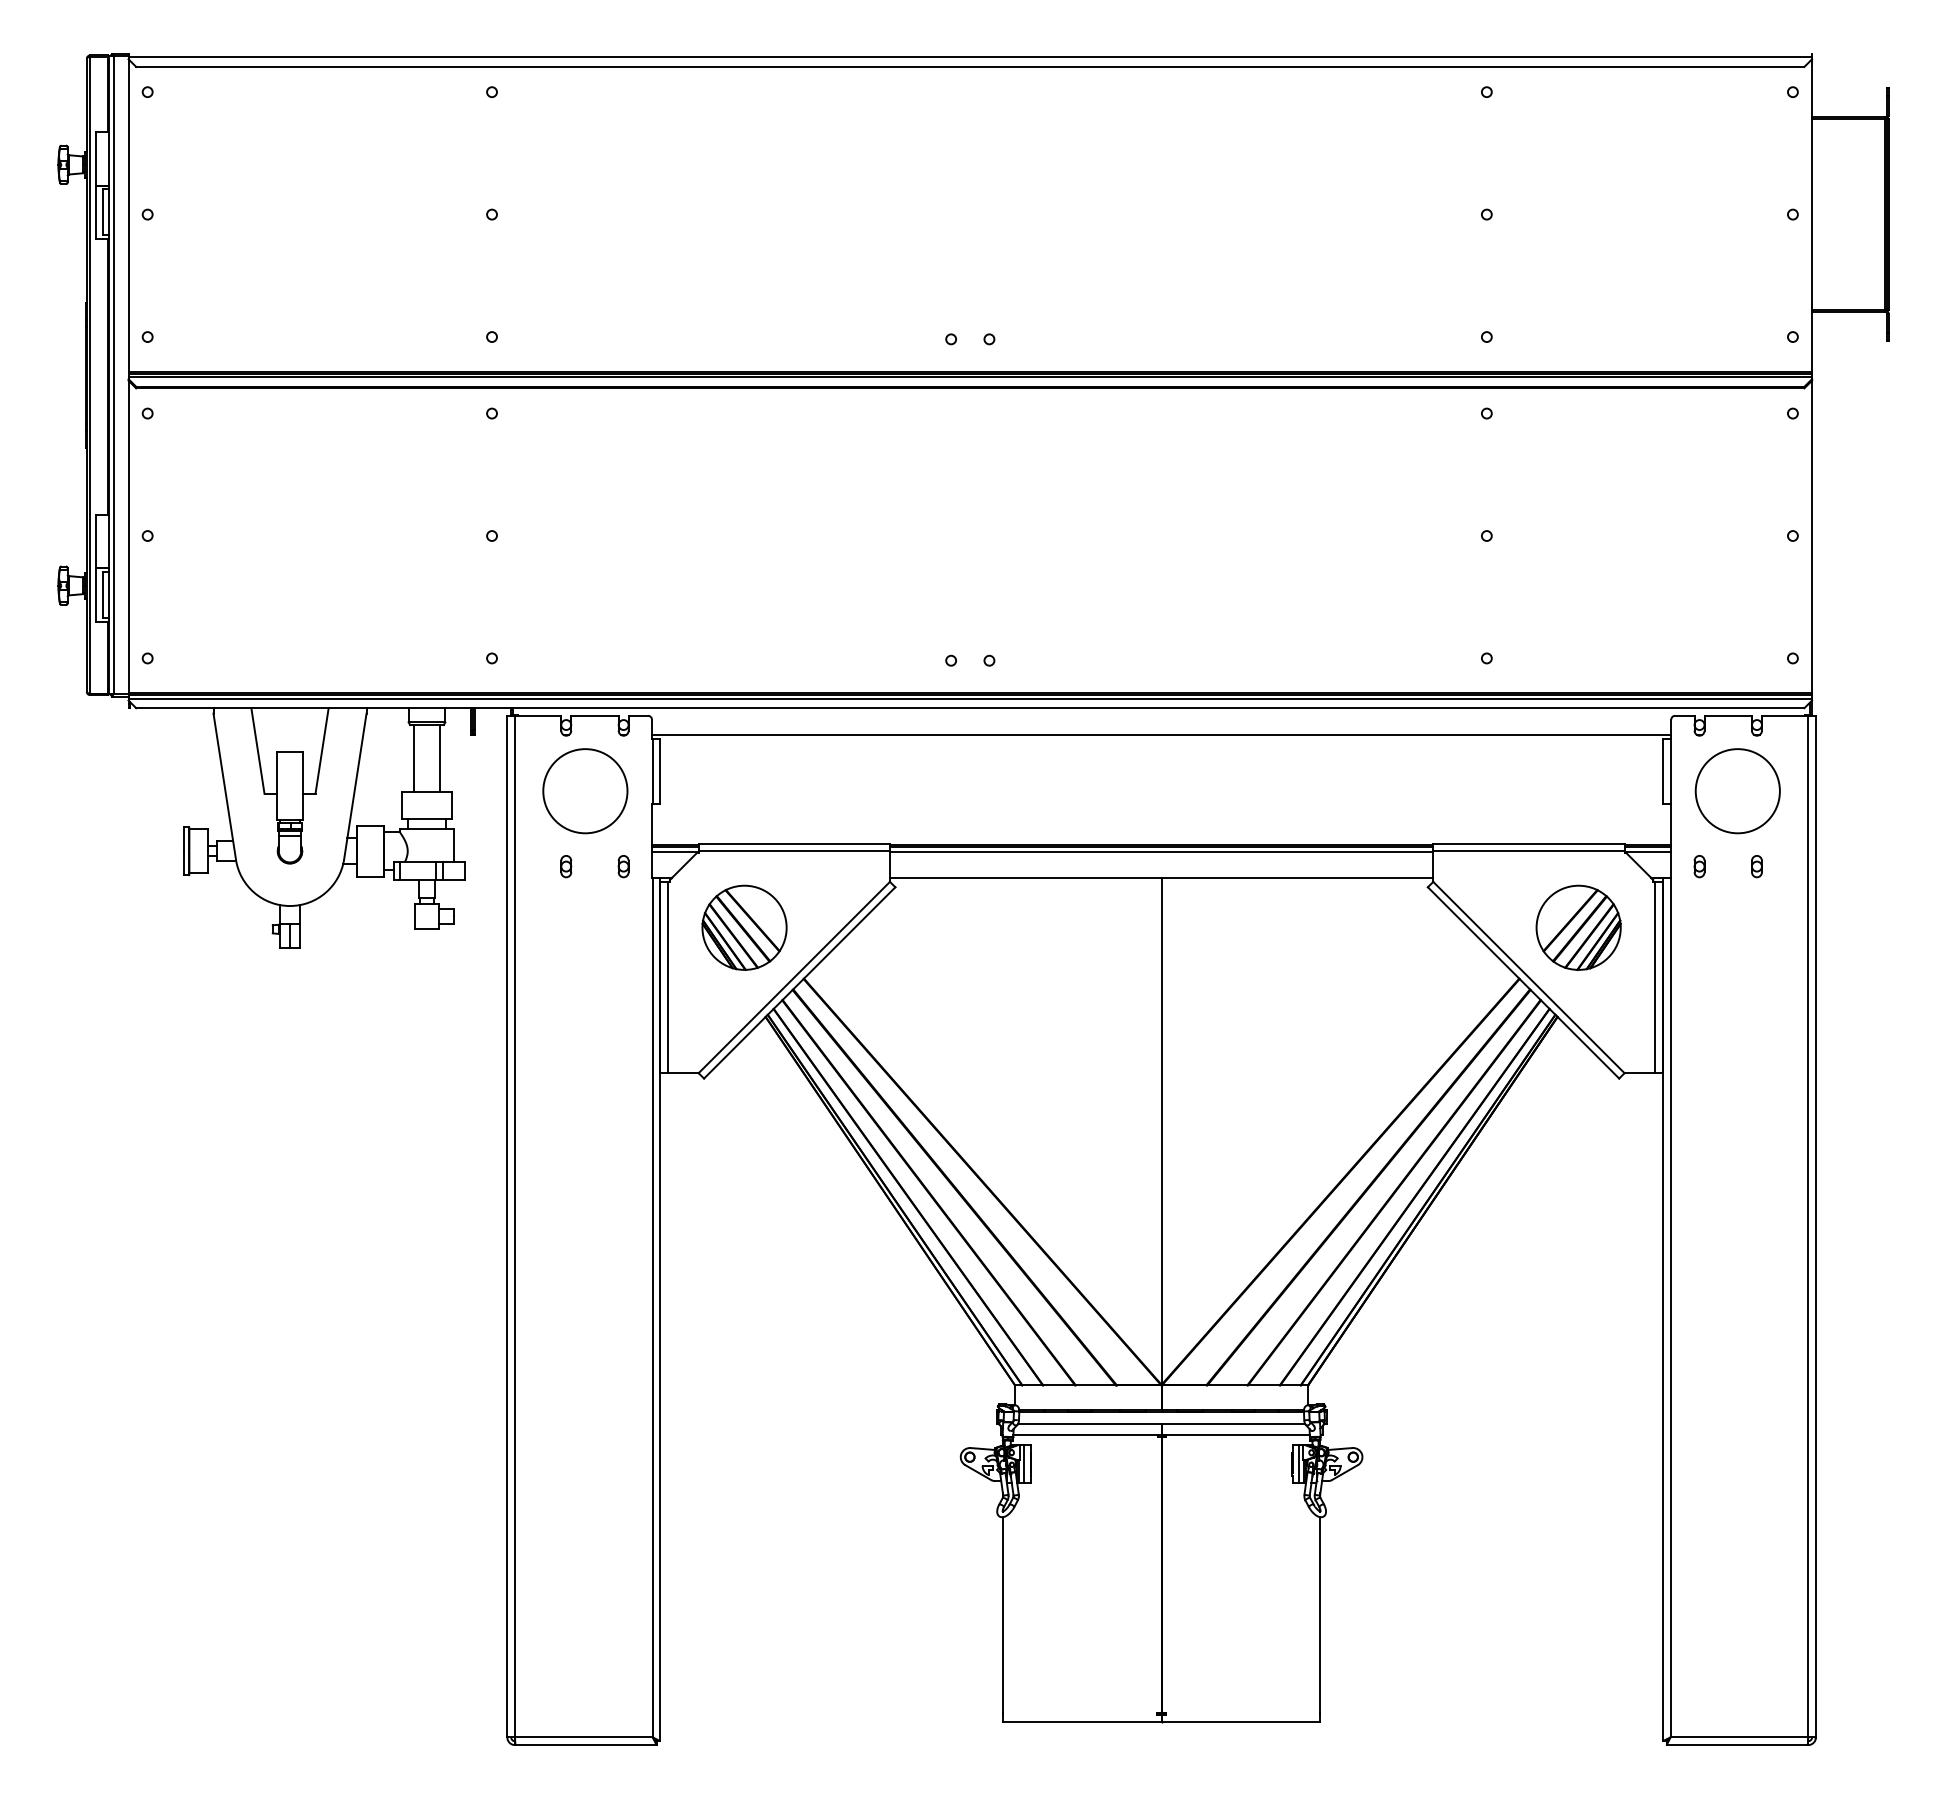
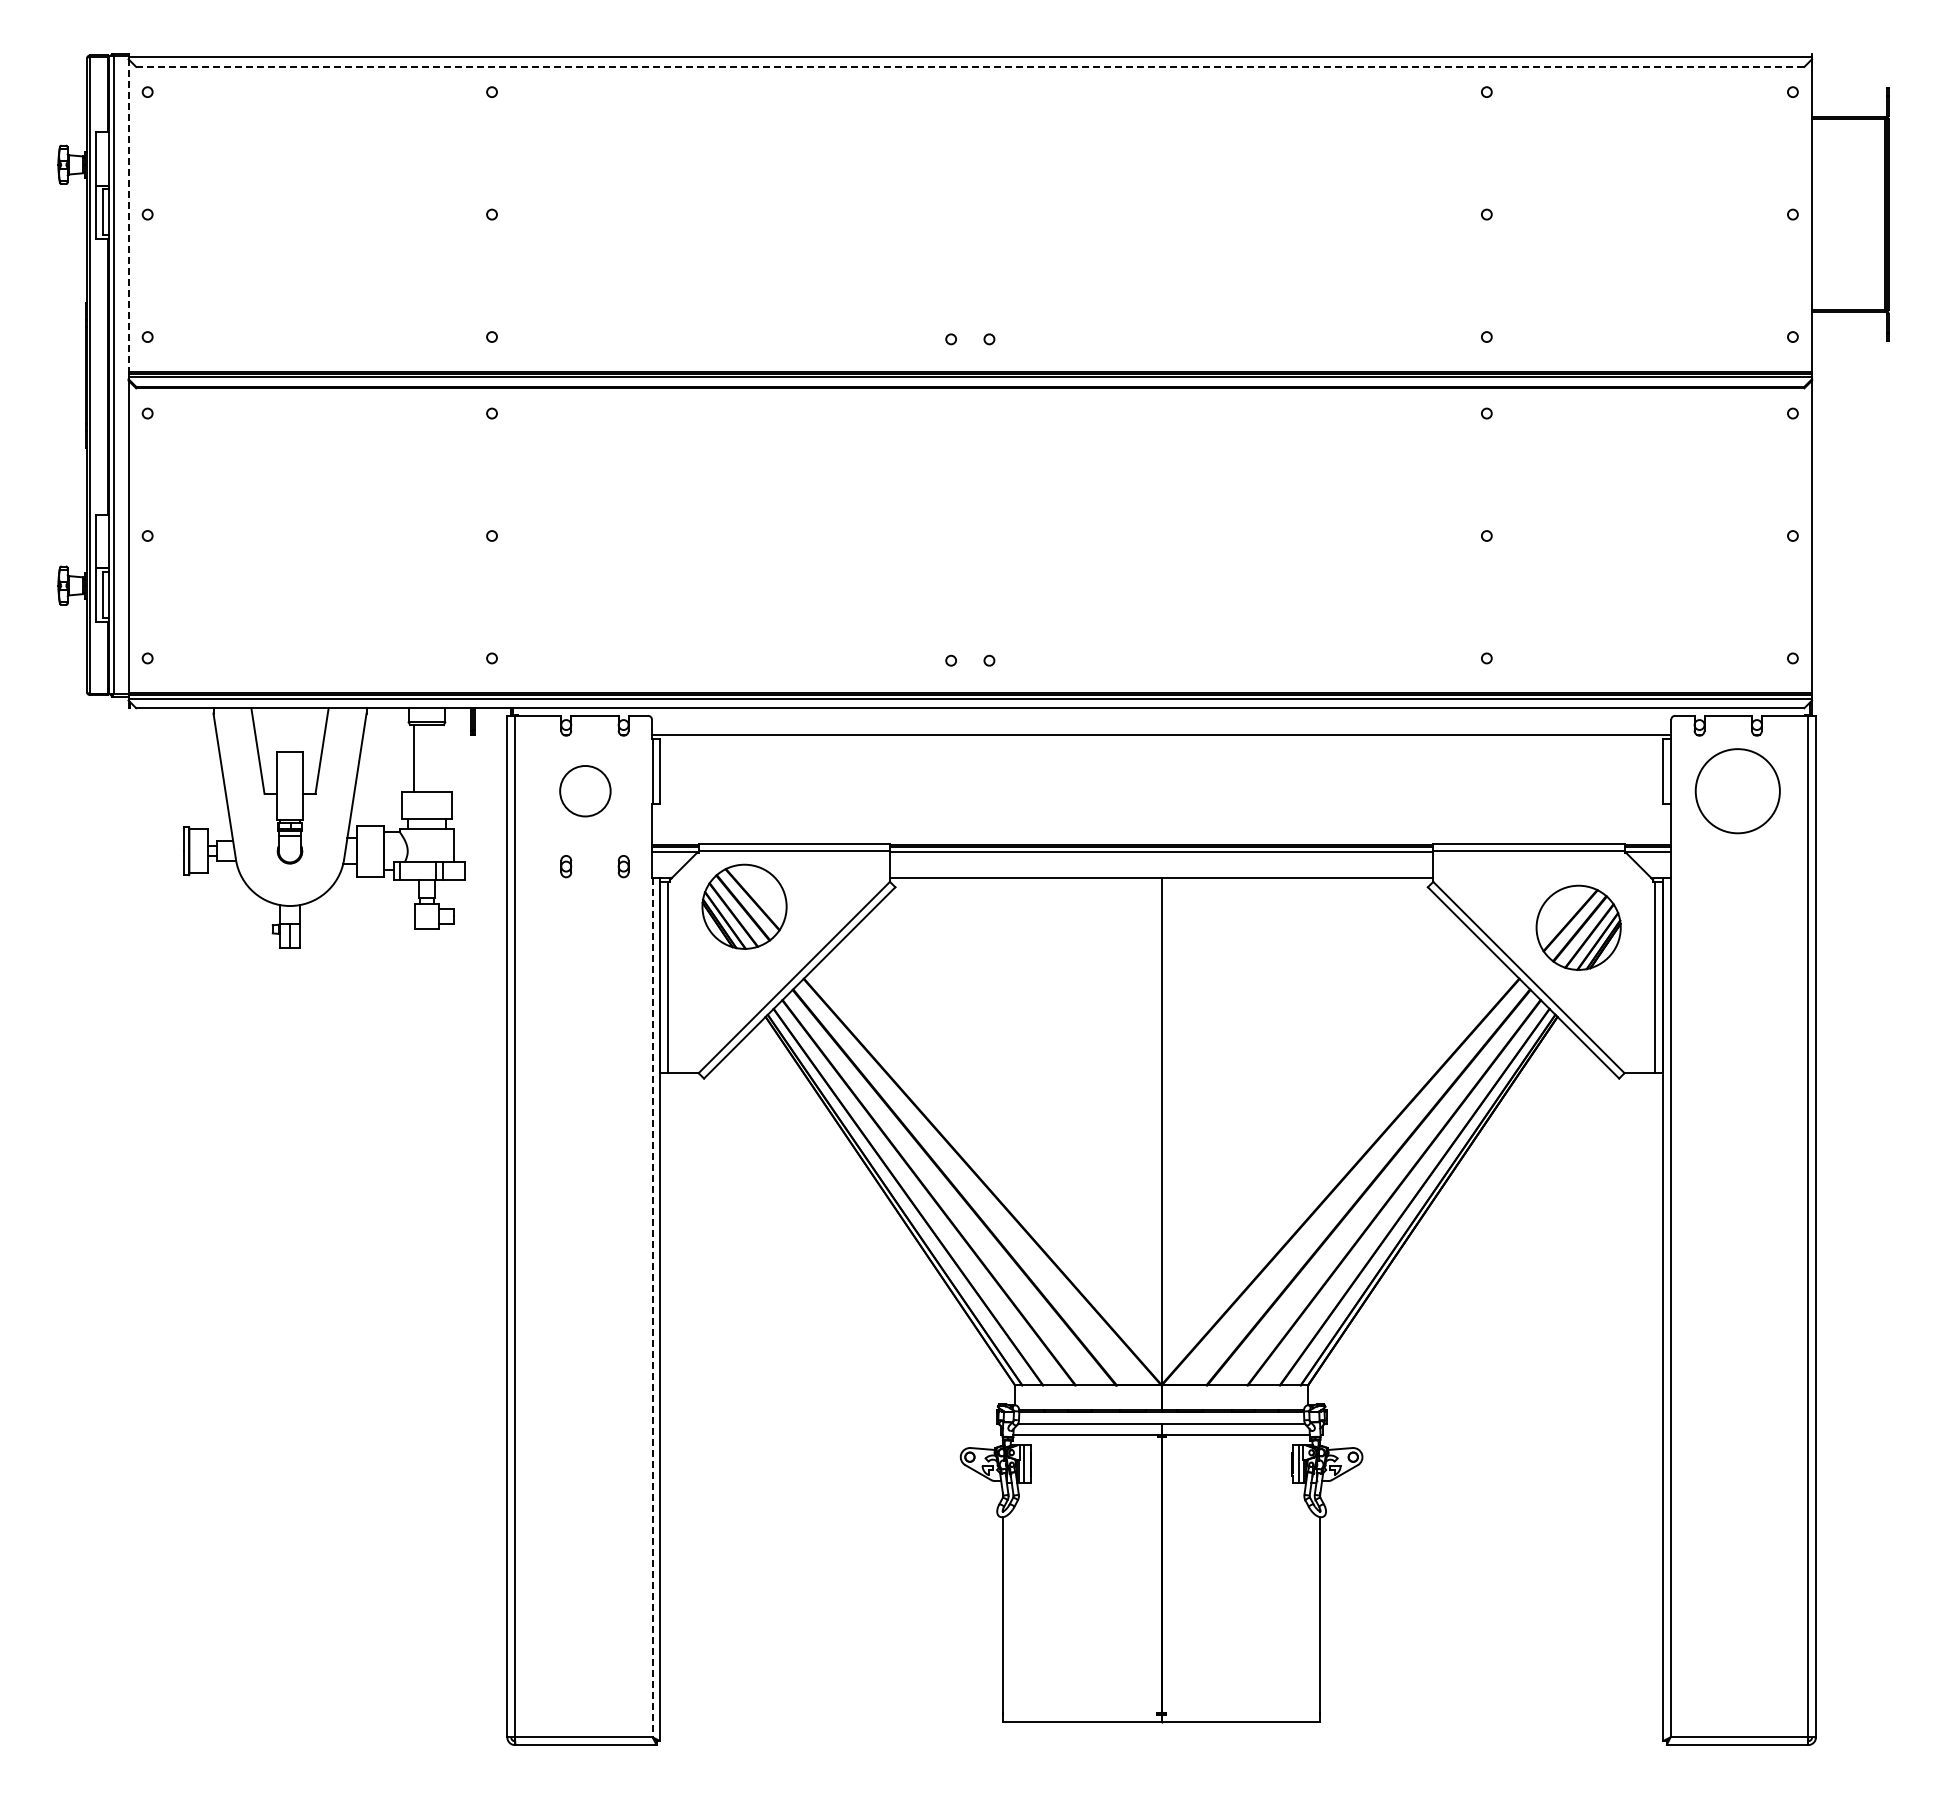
line: solid -> dashed (970, 66)
line: solid -> dashed (128, 216)
line: present -> none (439, 758)
circle diameter: 84 px -> 51 px (585, 790)
part: present -> none (1699, 866)
part: present -> none (1756, 866)
part position: (744, 927) -> (744, 906) (744, 906)
line: solid -> dashed (652, 1307)
